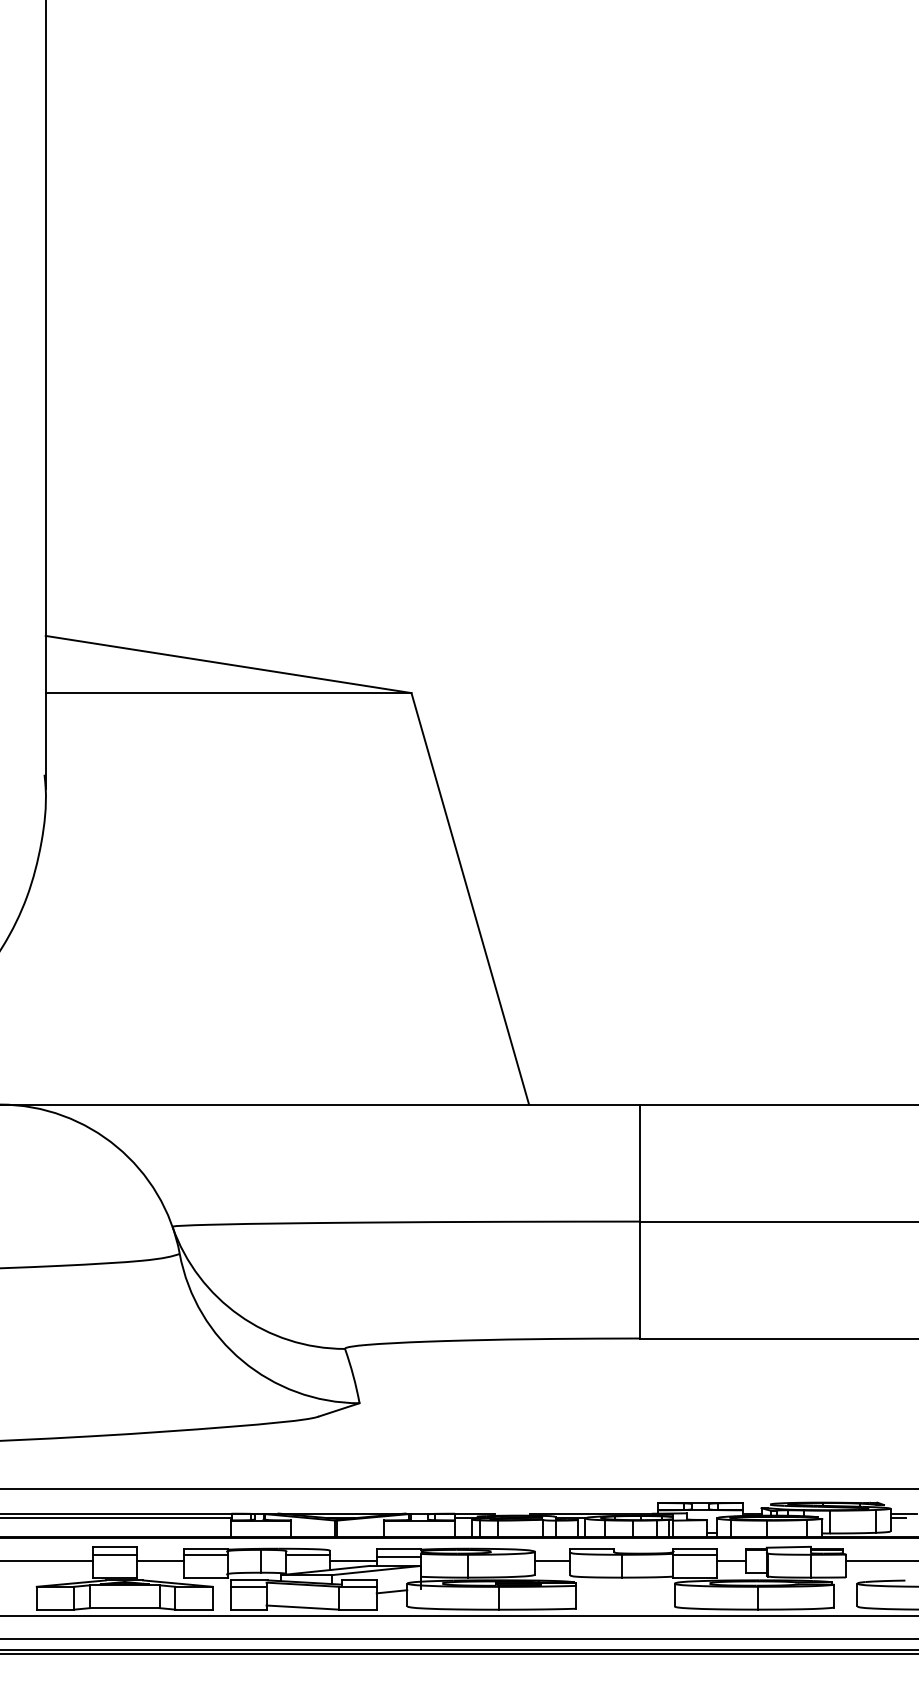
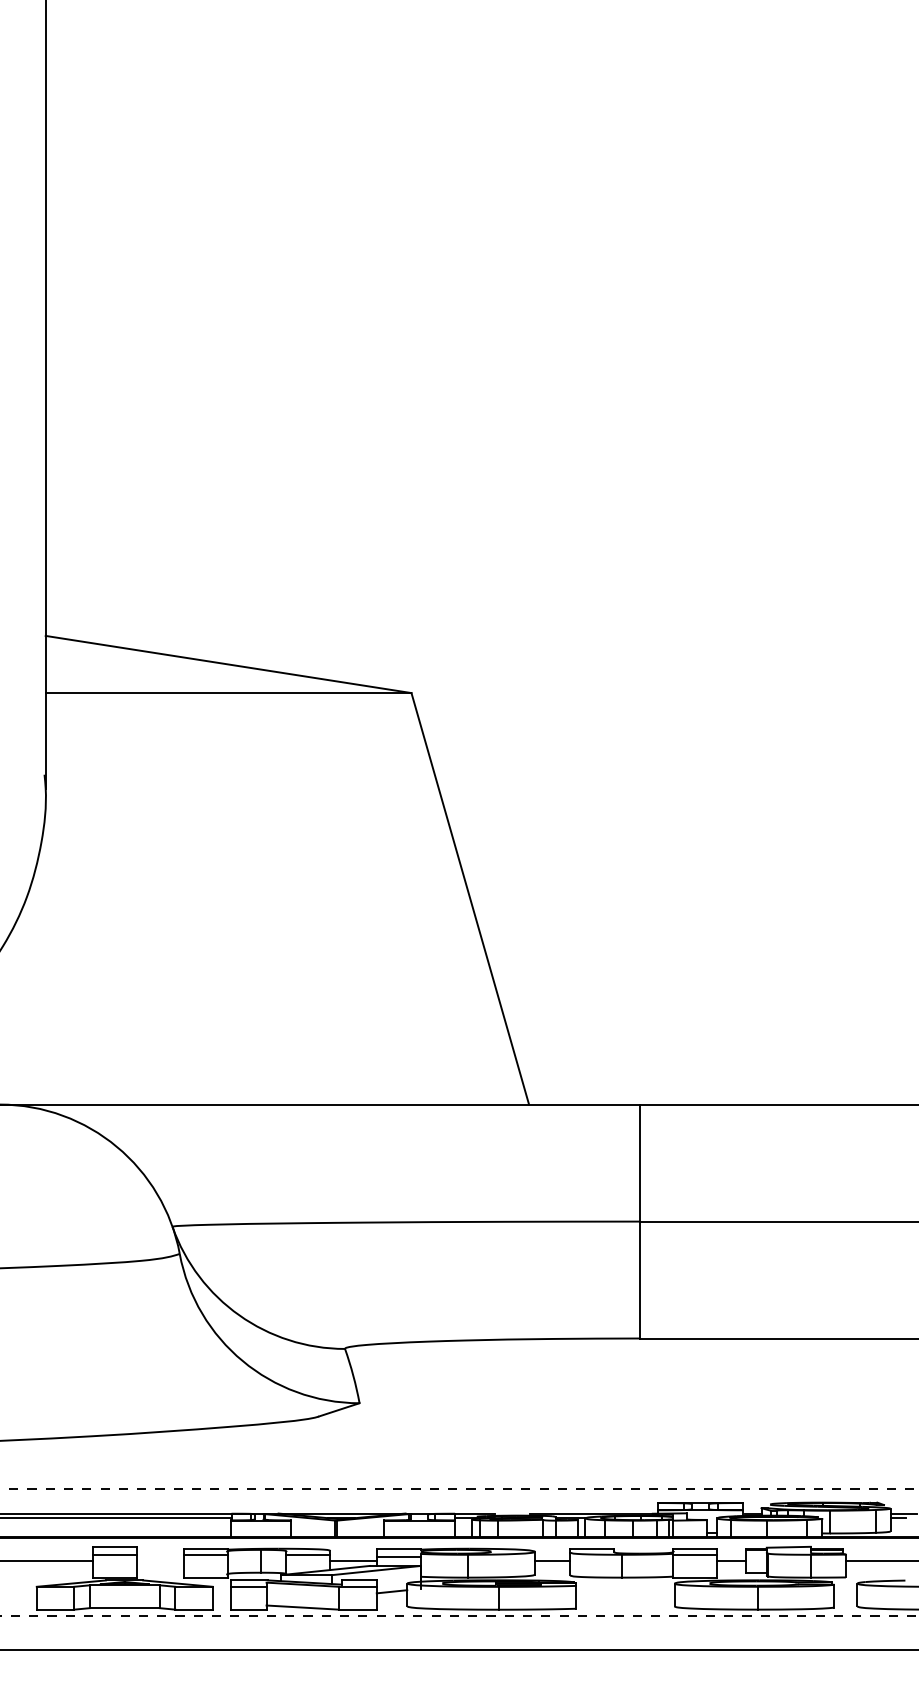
line: solid -> dashed (459, 1489)
line: present -> none (159, 1561)
line: solid -> dashed (459, 1616)
line: present -> none (458, 1639)
line: present -> none (458, 1653)
